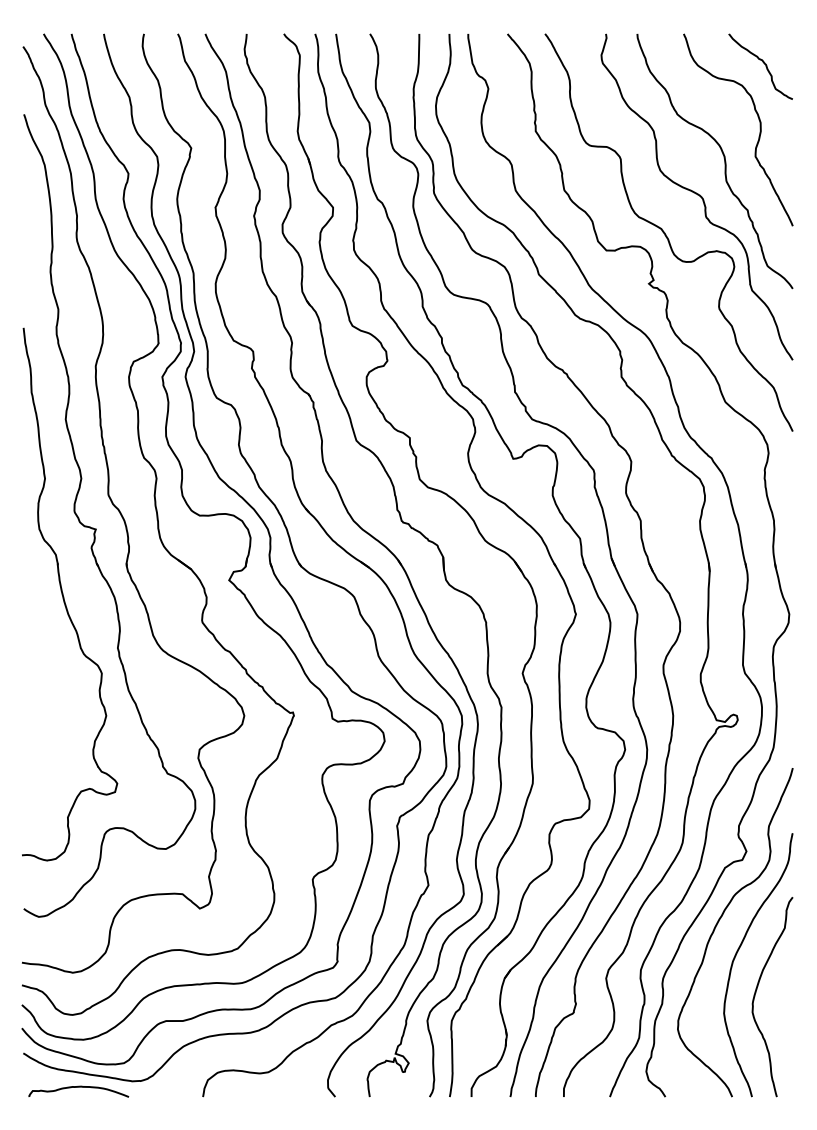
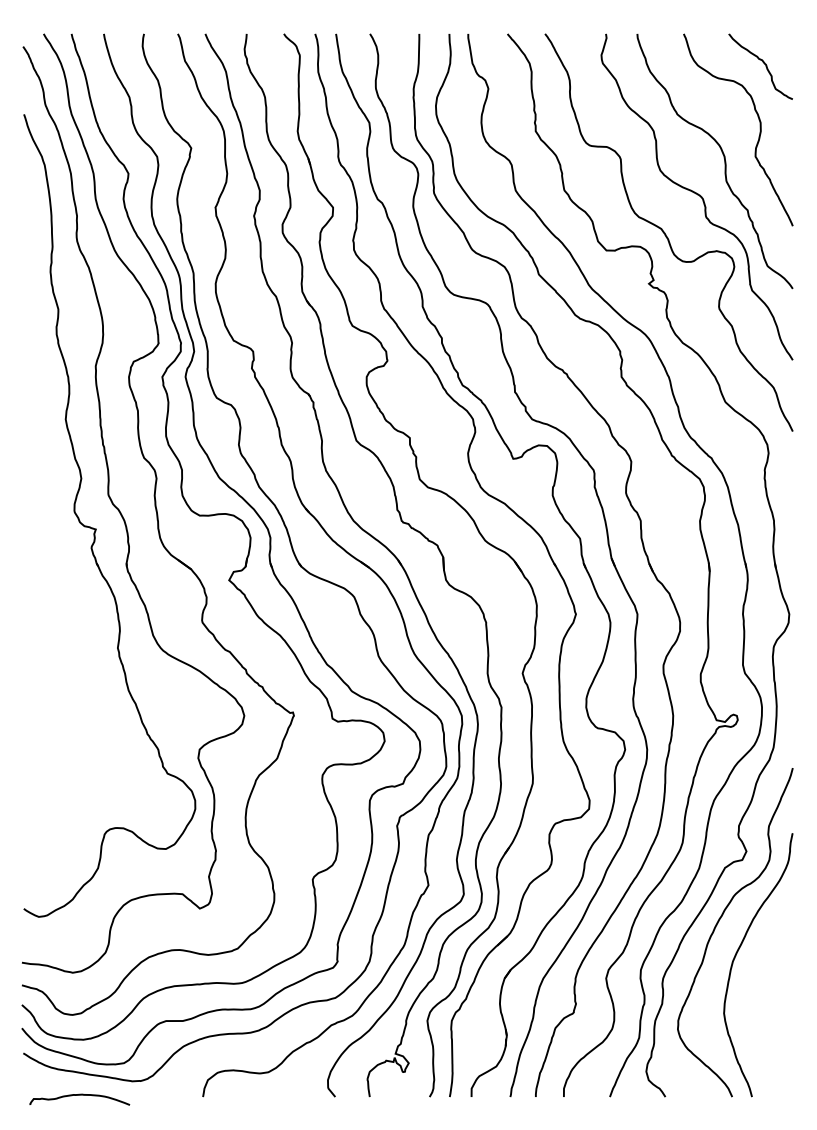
part: present -> none (64, 596)
curve: present -> none (756, 993)
curve position: (78, 1087) -> (79, 1095) (79, 1095)
